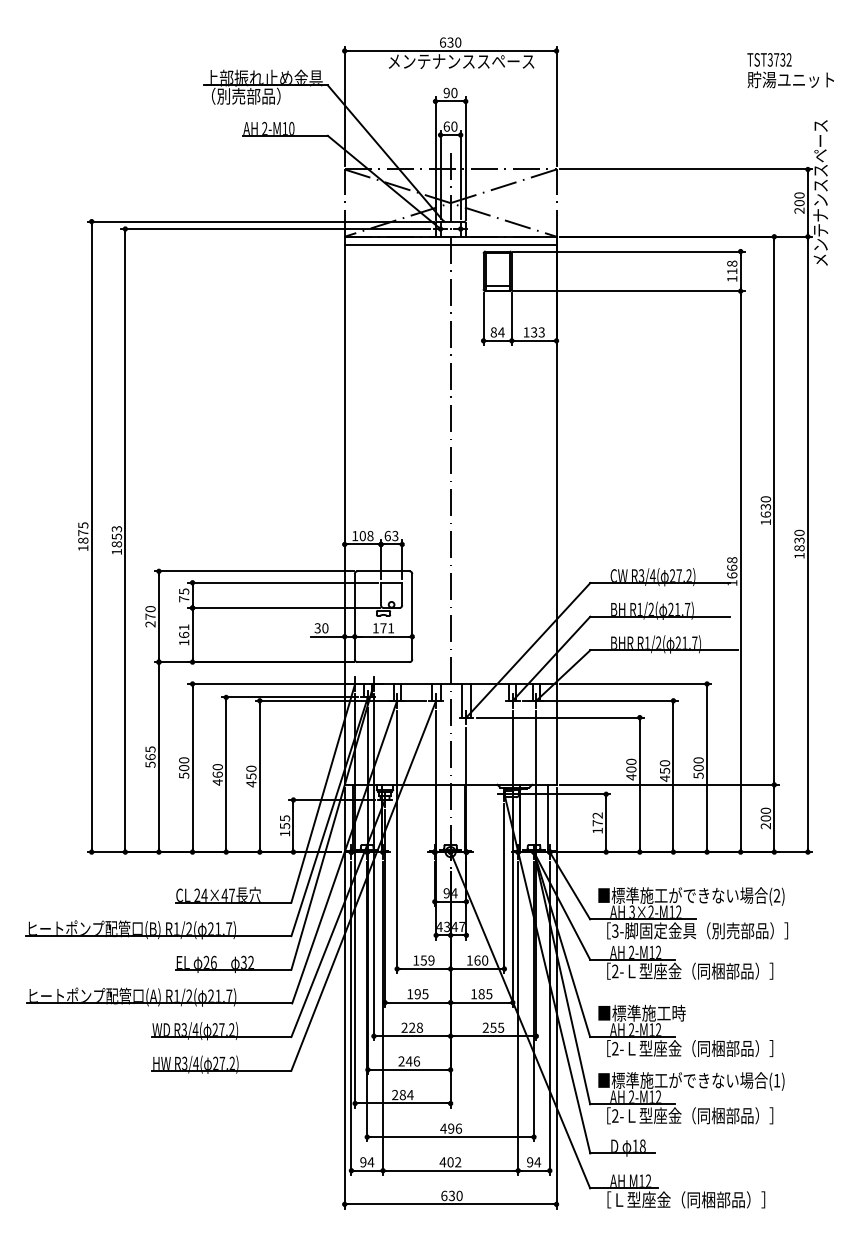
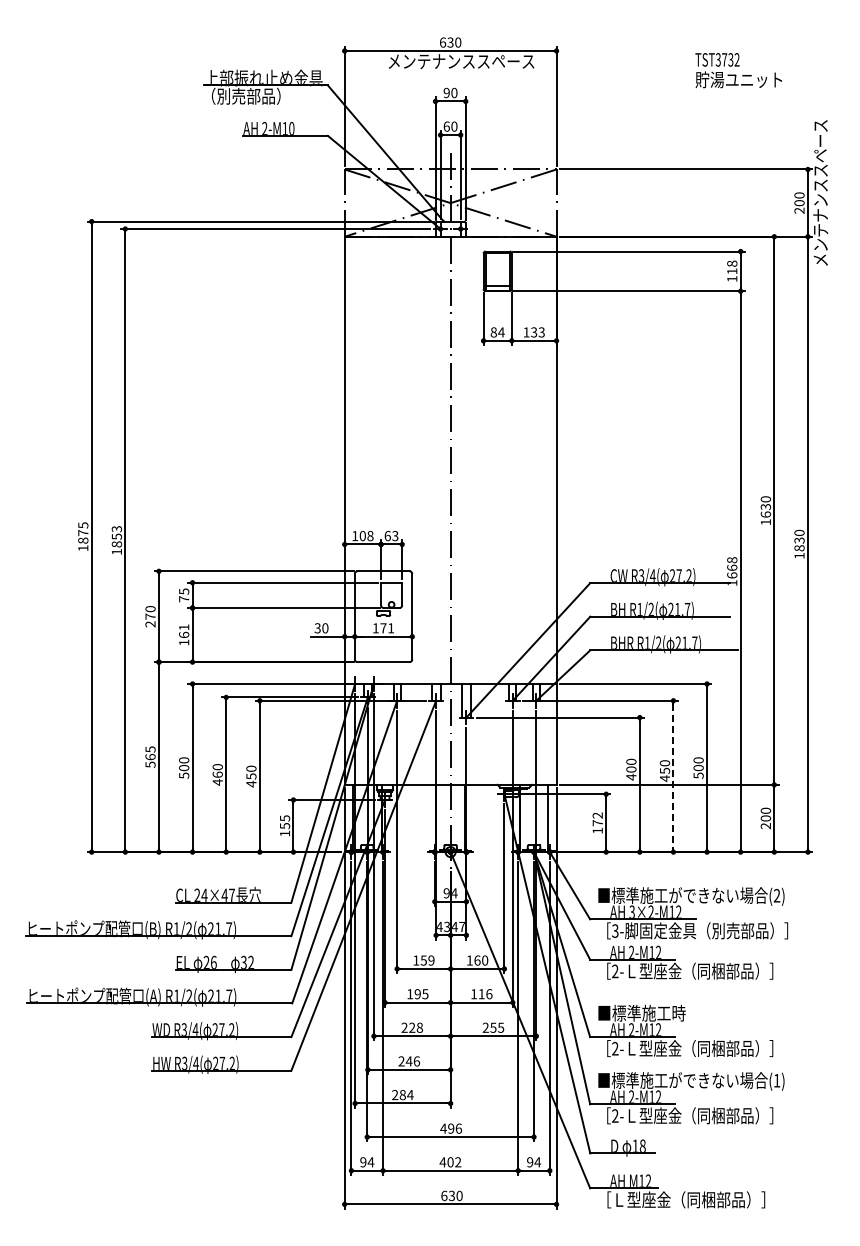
text position: (790, 70) -> (738, 70) (738, 70)
line: present -> none (450, 245)
line: solid -> dashed (673, 776)
text: 185 -> 116 (485, 994)
